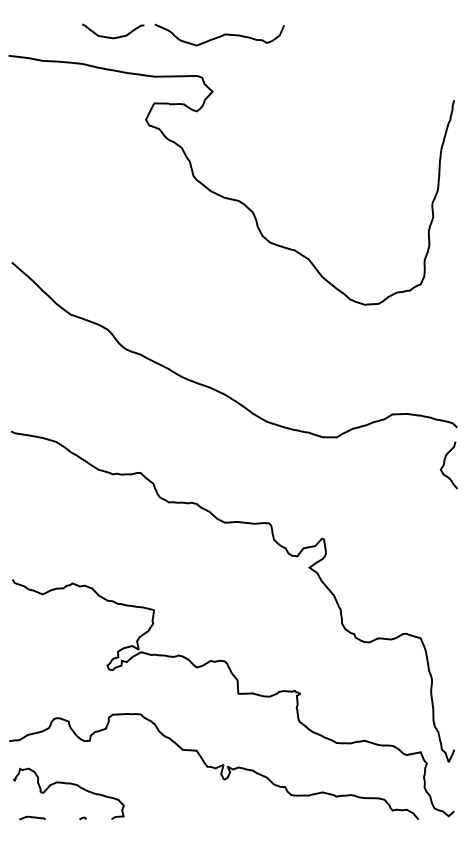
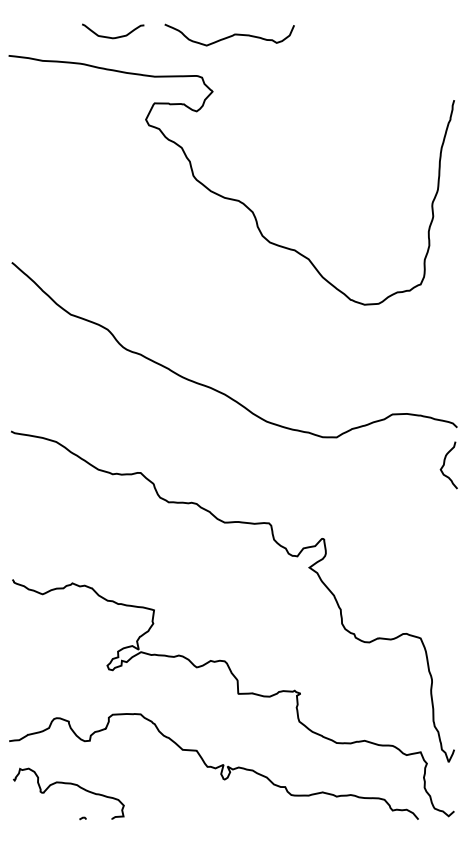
curve position: (219, 35) -> (229, 35) (229, 35)
curve: present -> none (32, 817)
